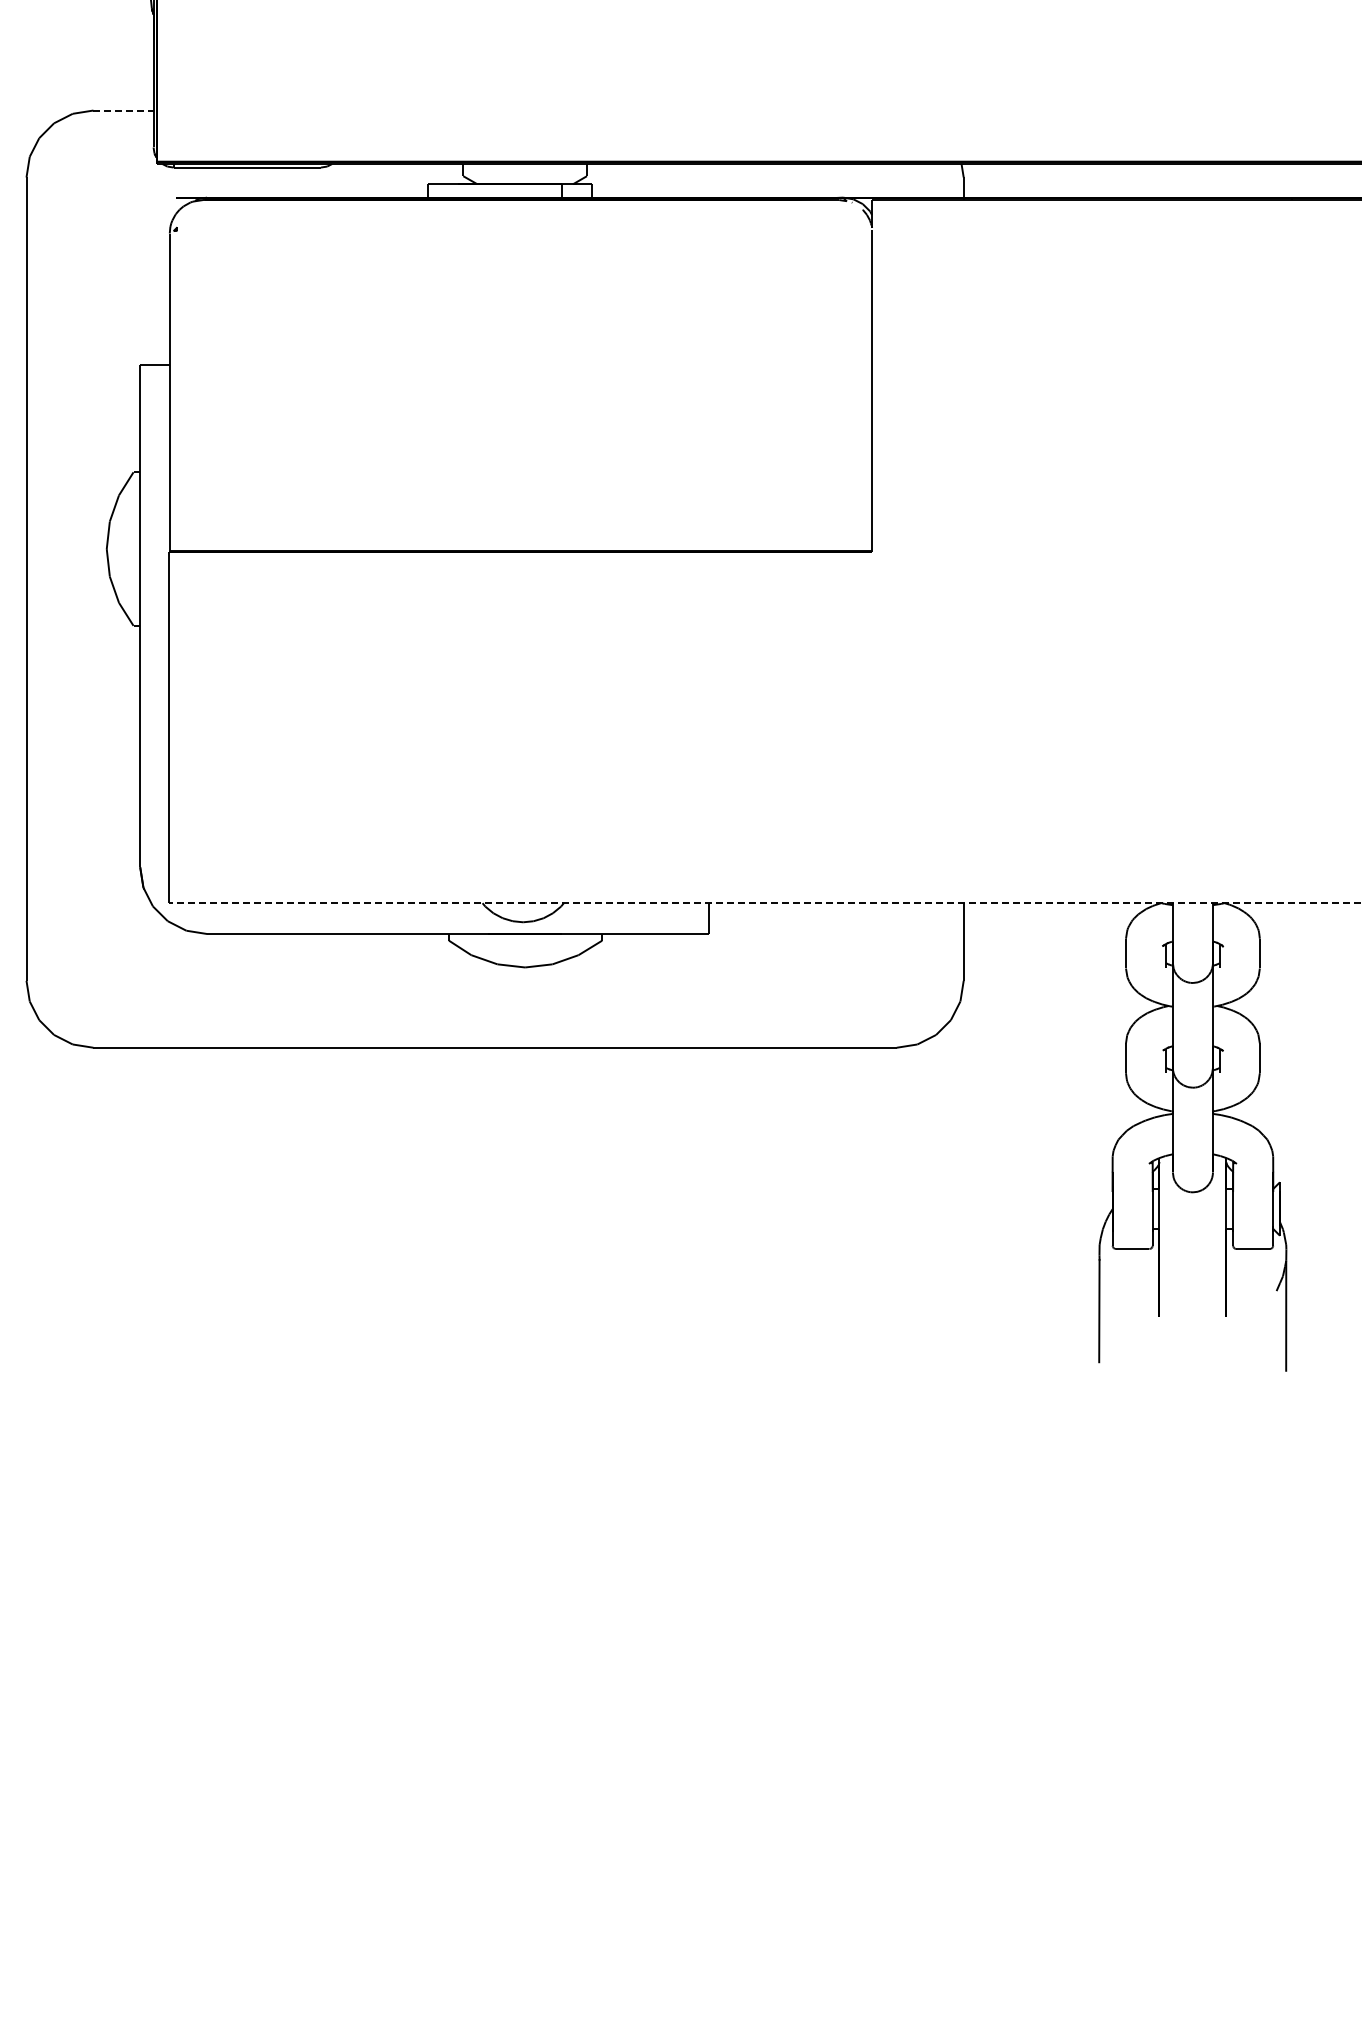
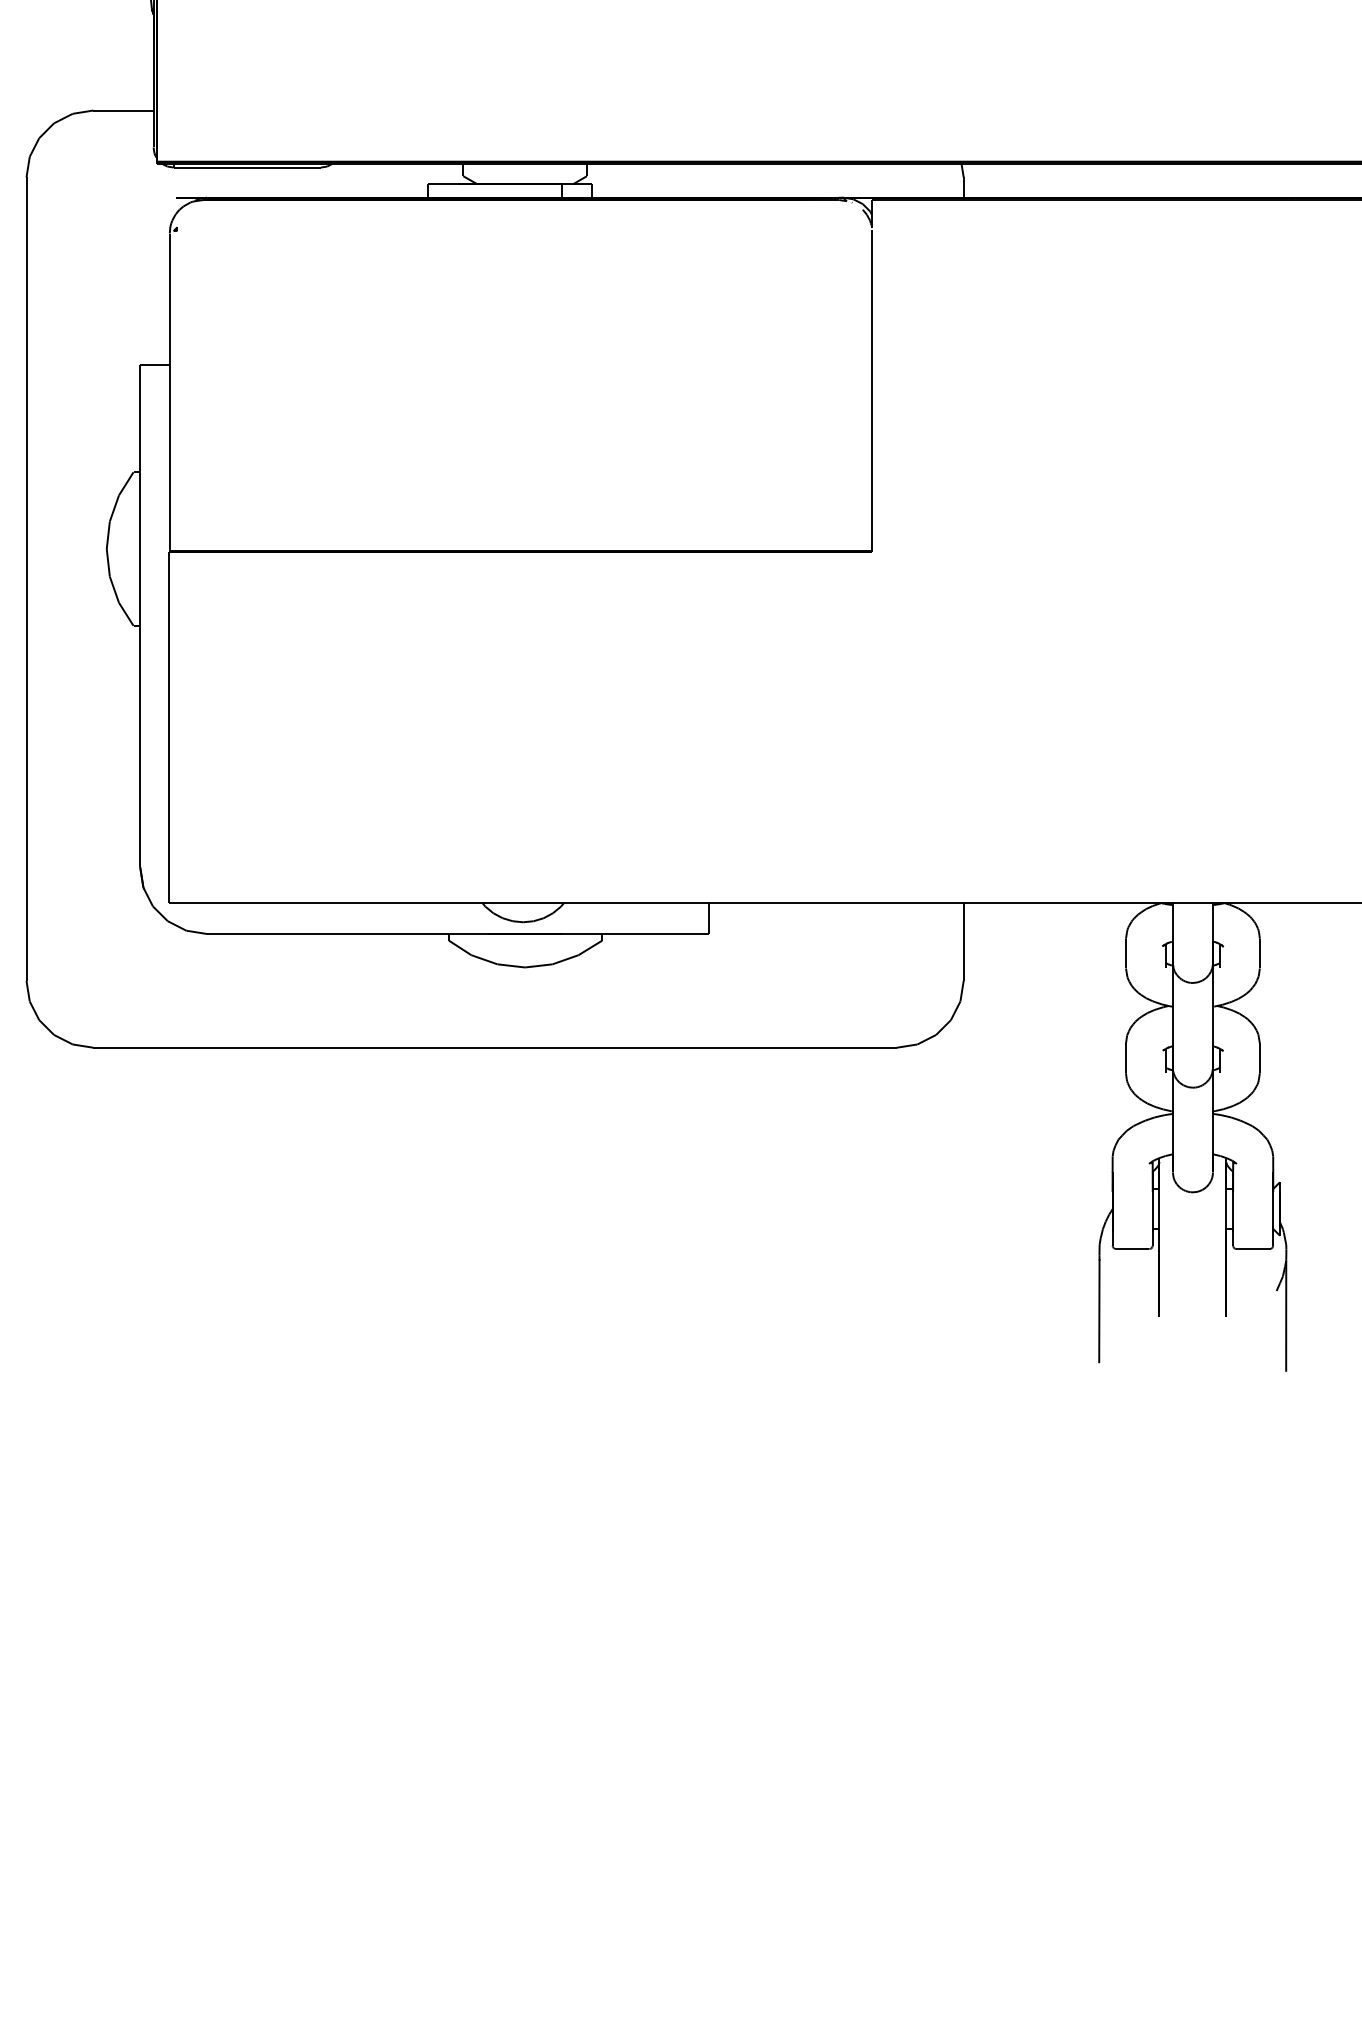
line: dashed -> solid (124, 110)
line: dashed -> solid (765, 903)
